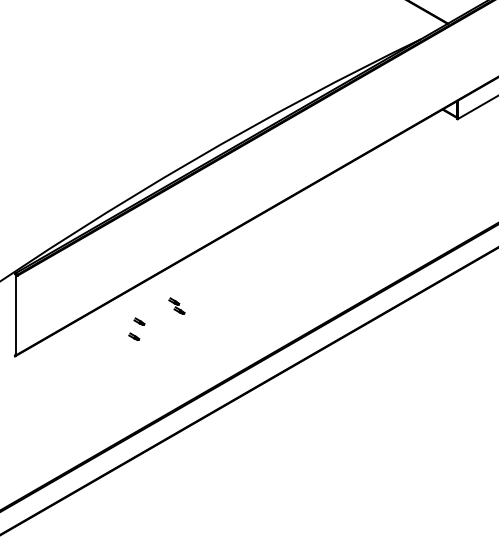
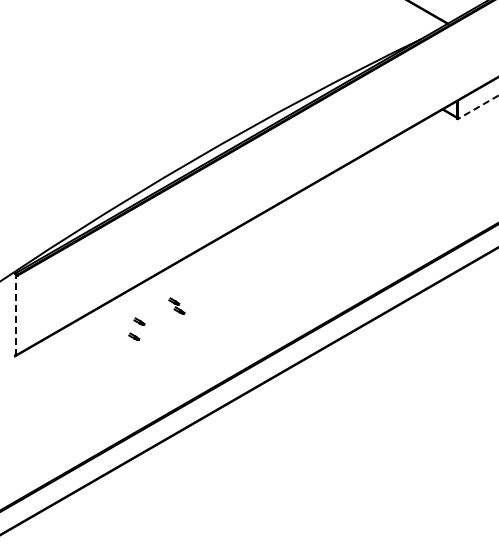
line: solid -> dashed (478, 107)
line: solid -> dashed (15, 315)
